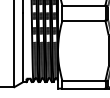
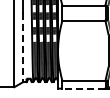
line: solid -> dashed (23, 48)
line: solid -> dashed (83, 88)
